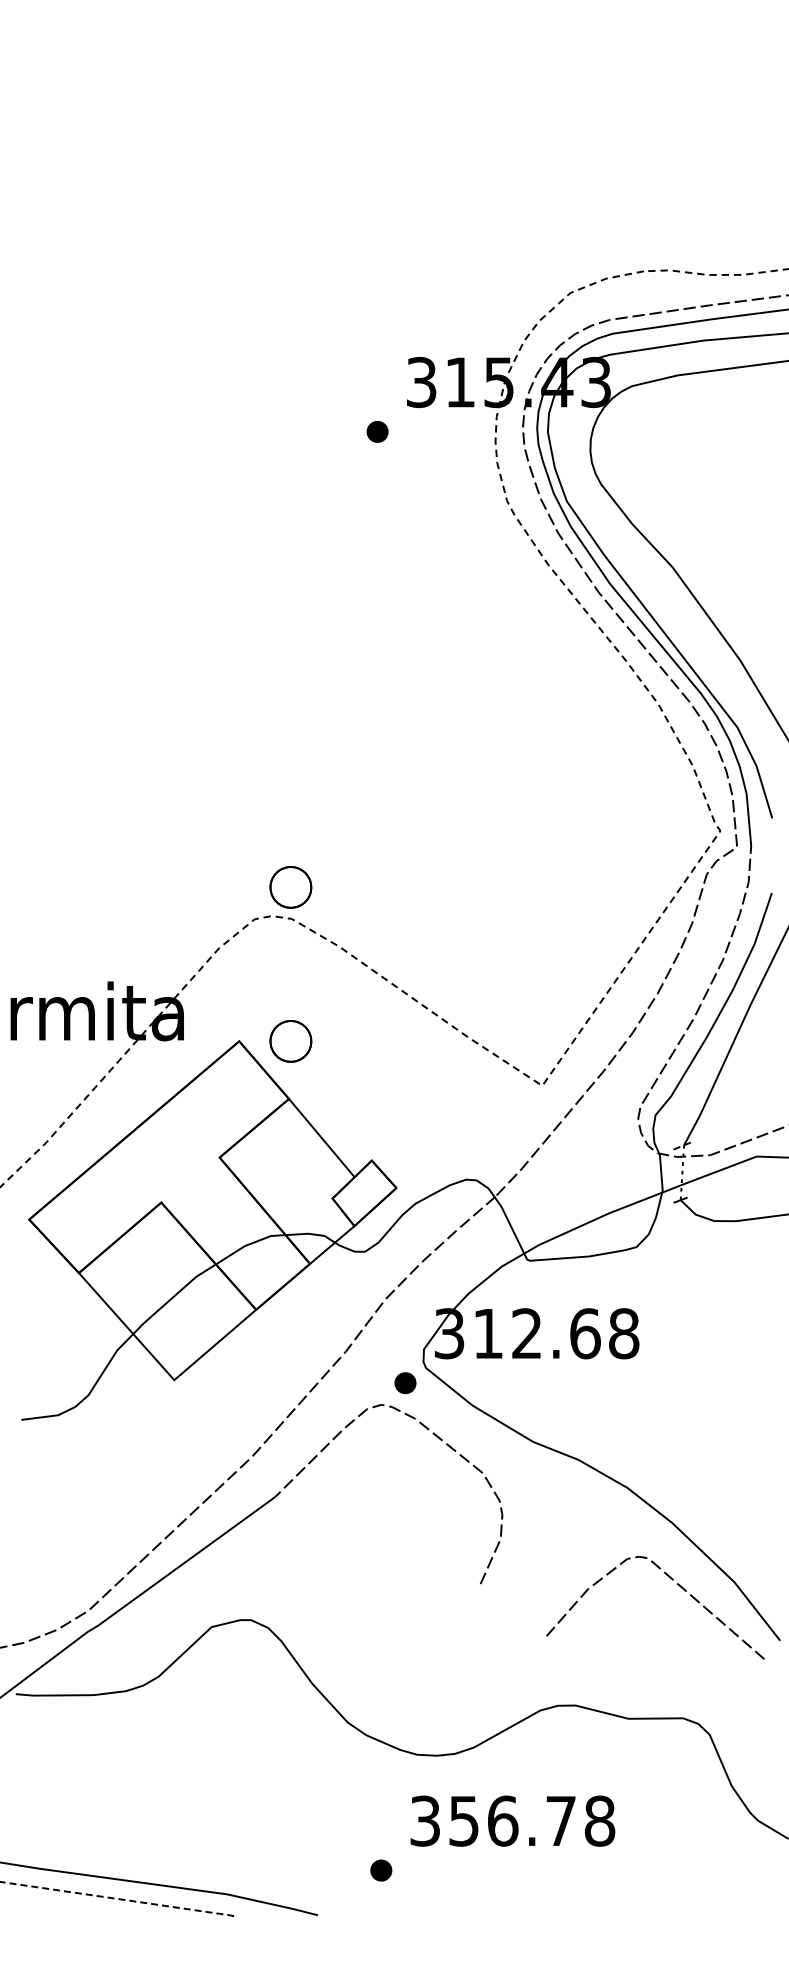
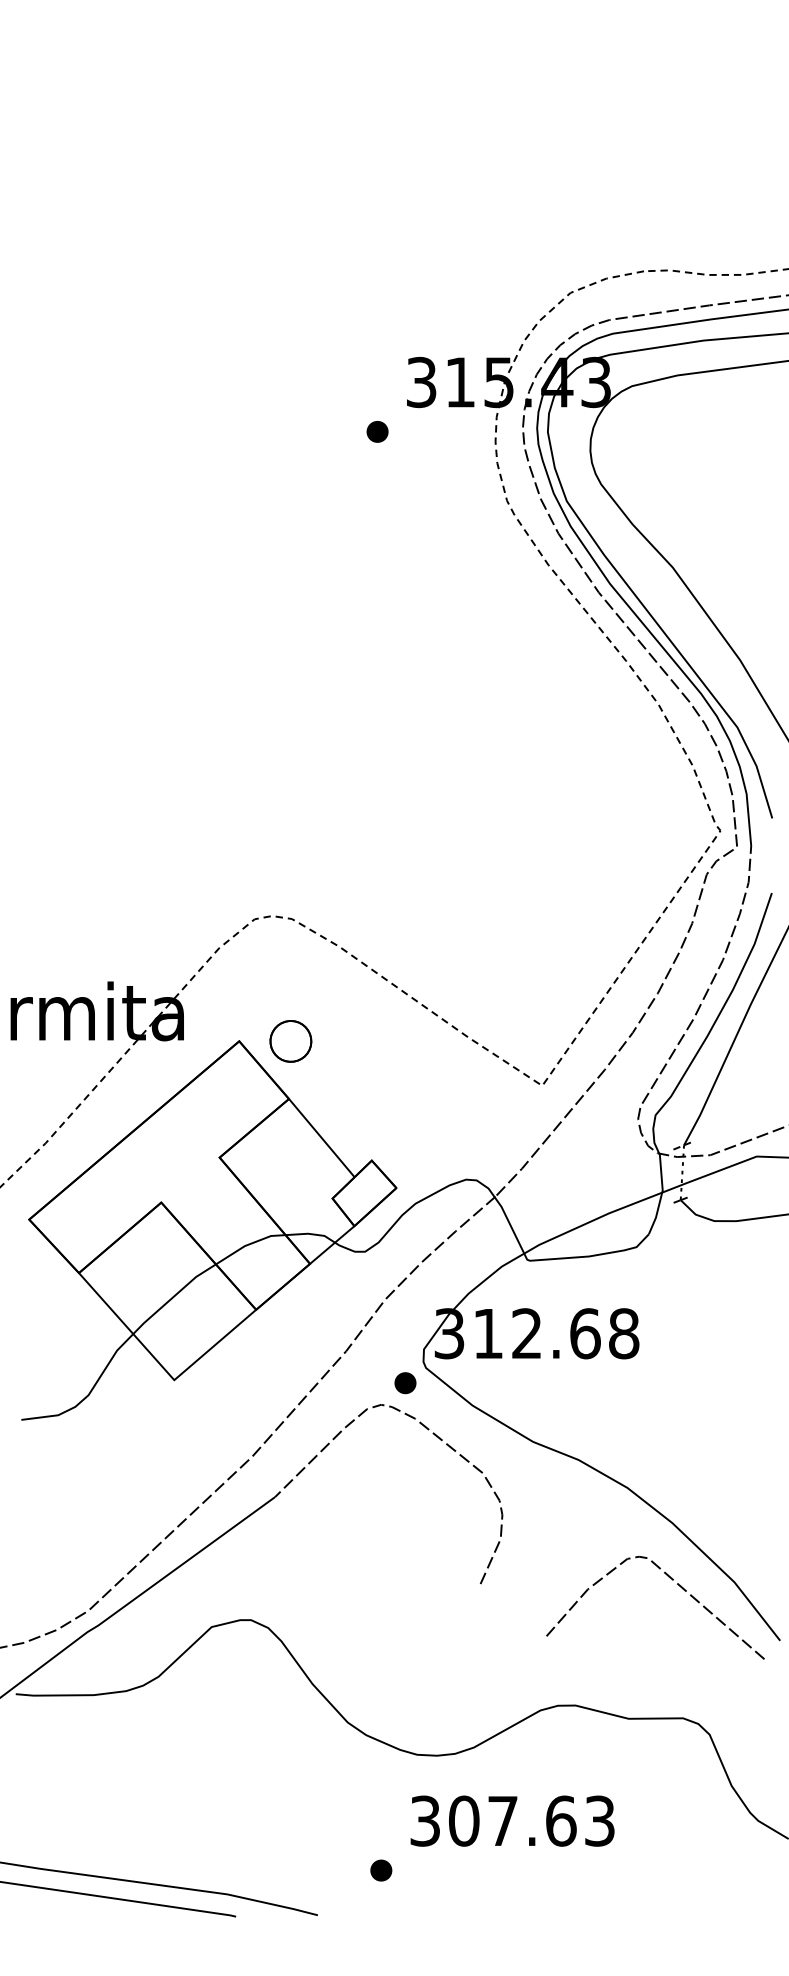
part: present -> none (290, 887)
text: 356.78 -> 307.63 (532, 1820)
line: dashed -> solid (118, 1899)
